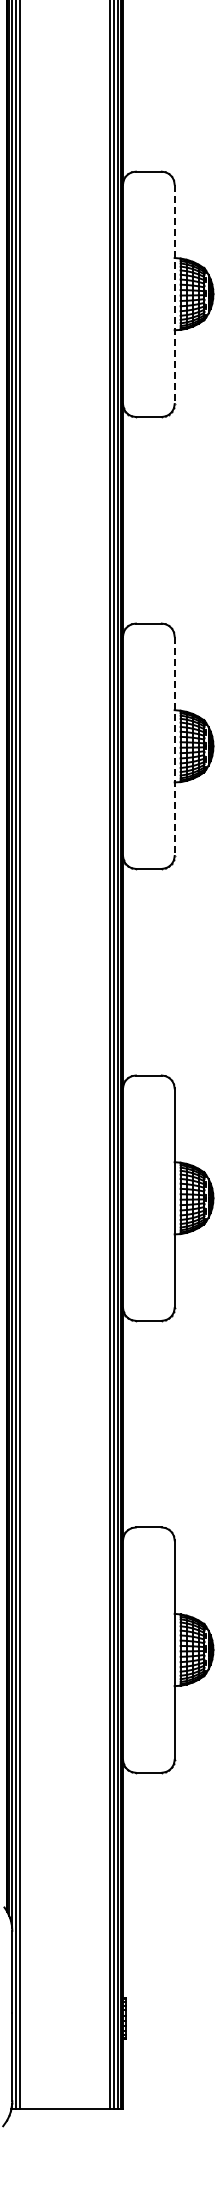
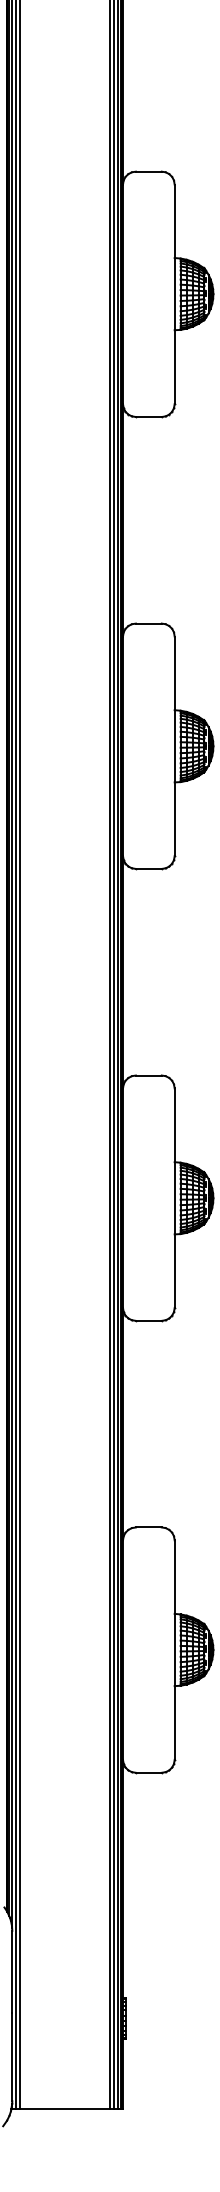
line: dashed -> solid (174, 294)
line: dashed -> solid (174, 746)
